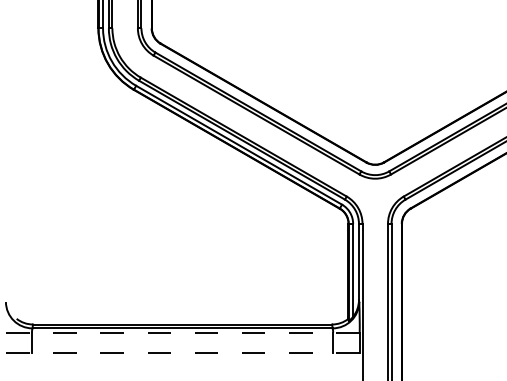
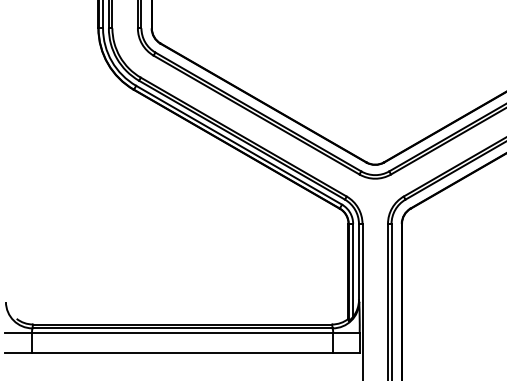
line: dashed -> solid (182, 332)
line: dashed -> solid (182, 352)
